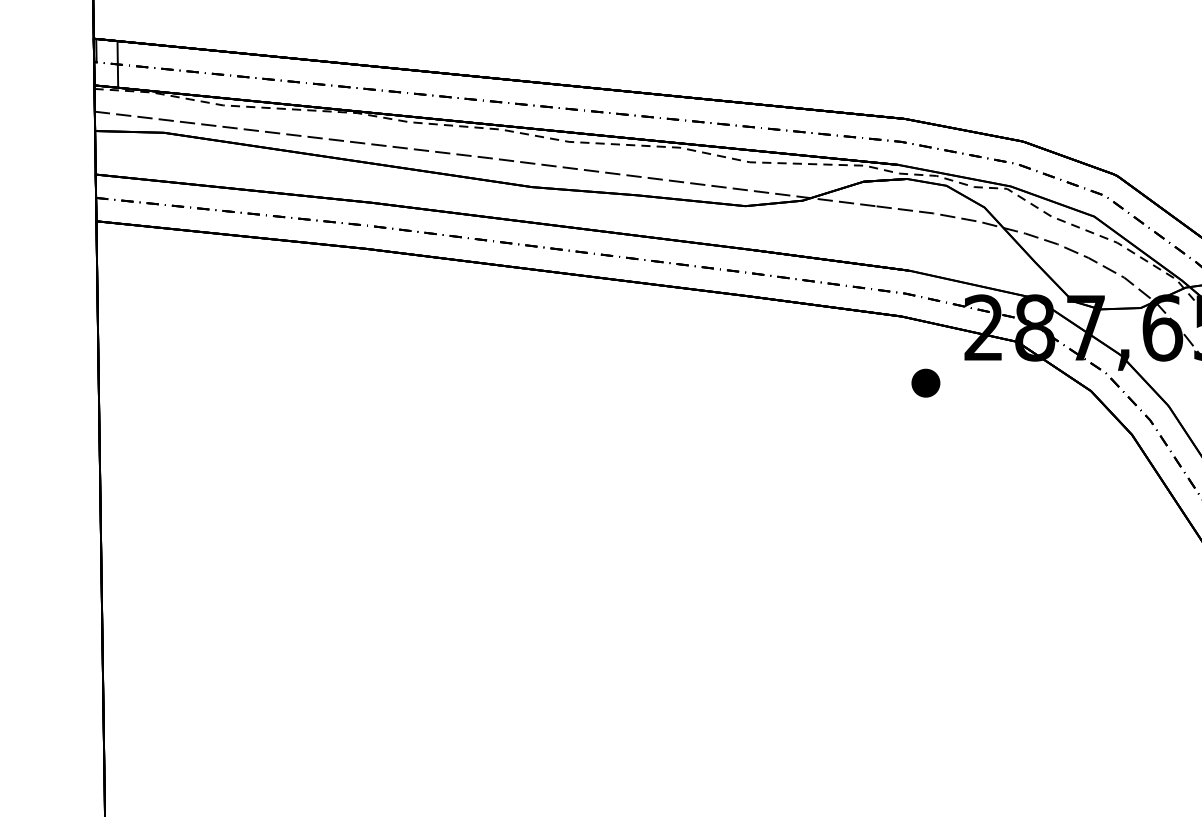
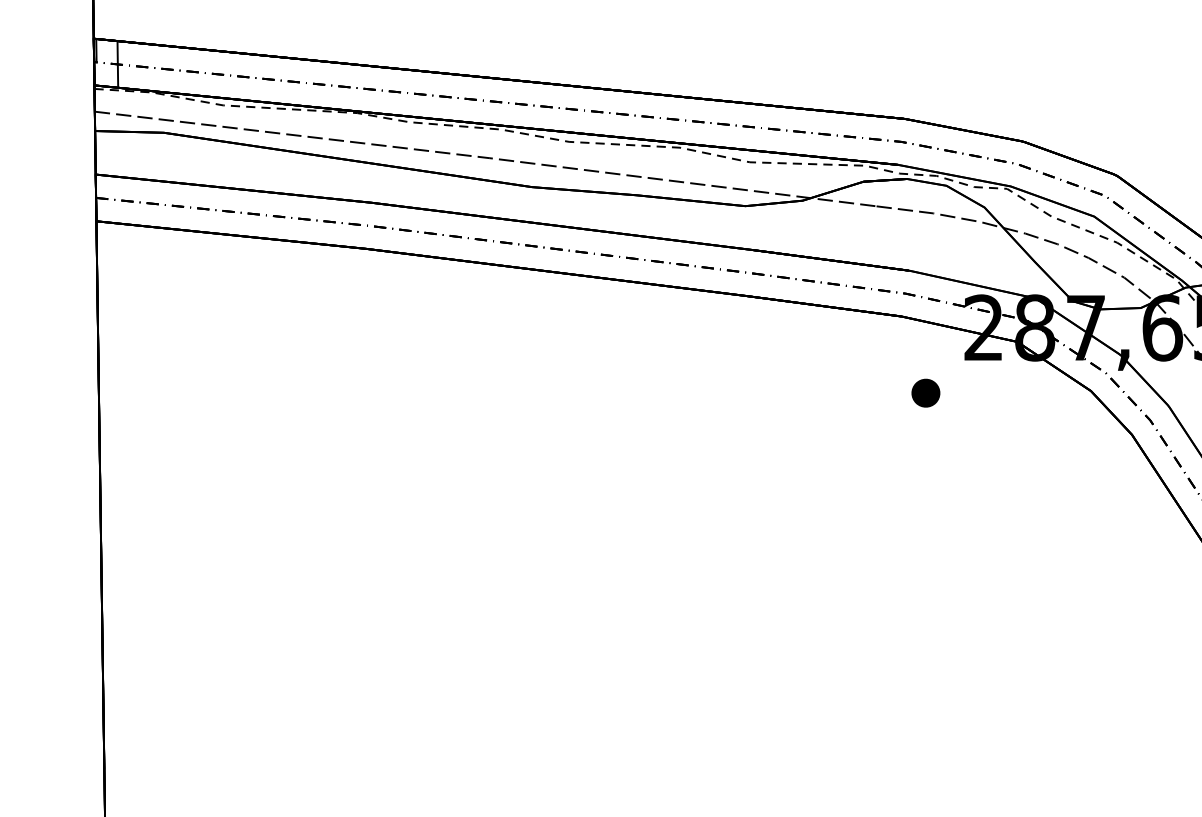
part position: (925, 382) -> (925, 392) (925, 392)
